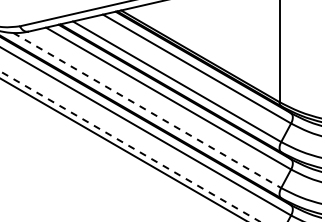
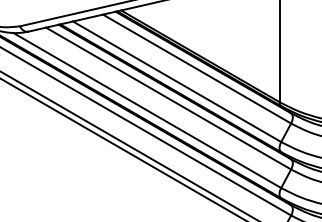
line: dashed -> solid (147, 110)
line: dashed -> solid (129, 146)
